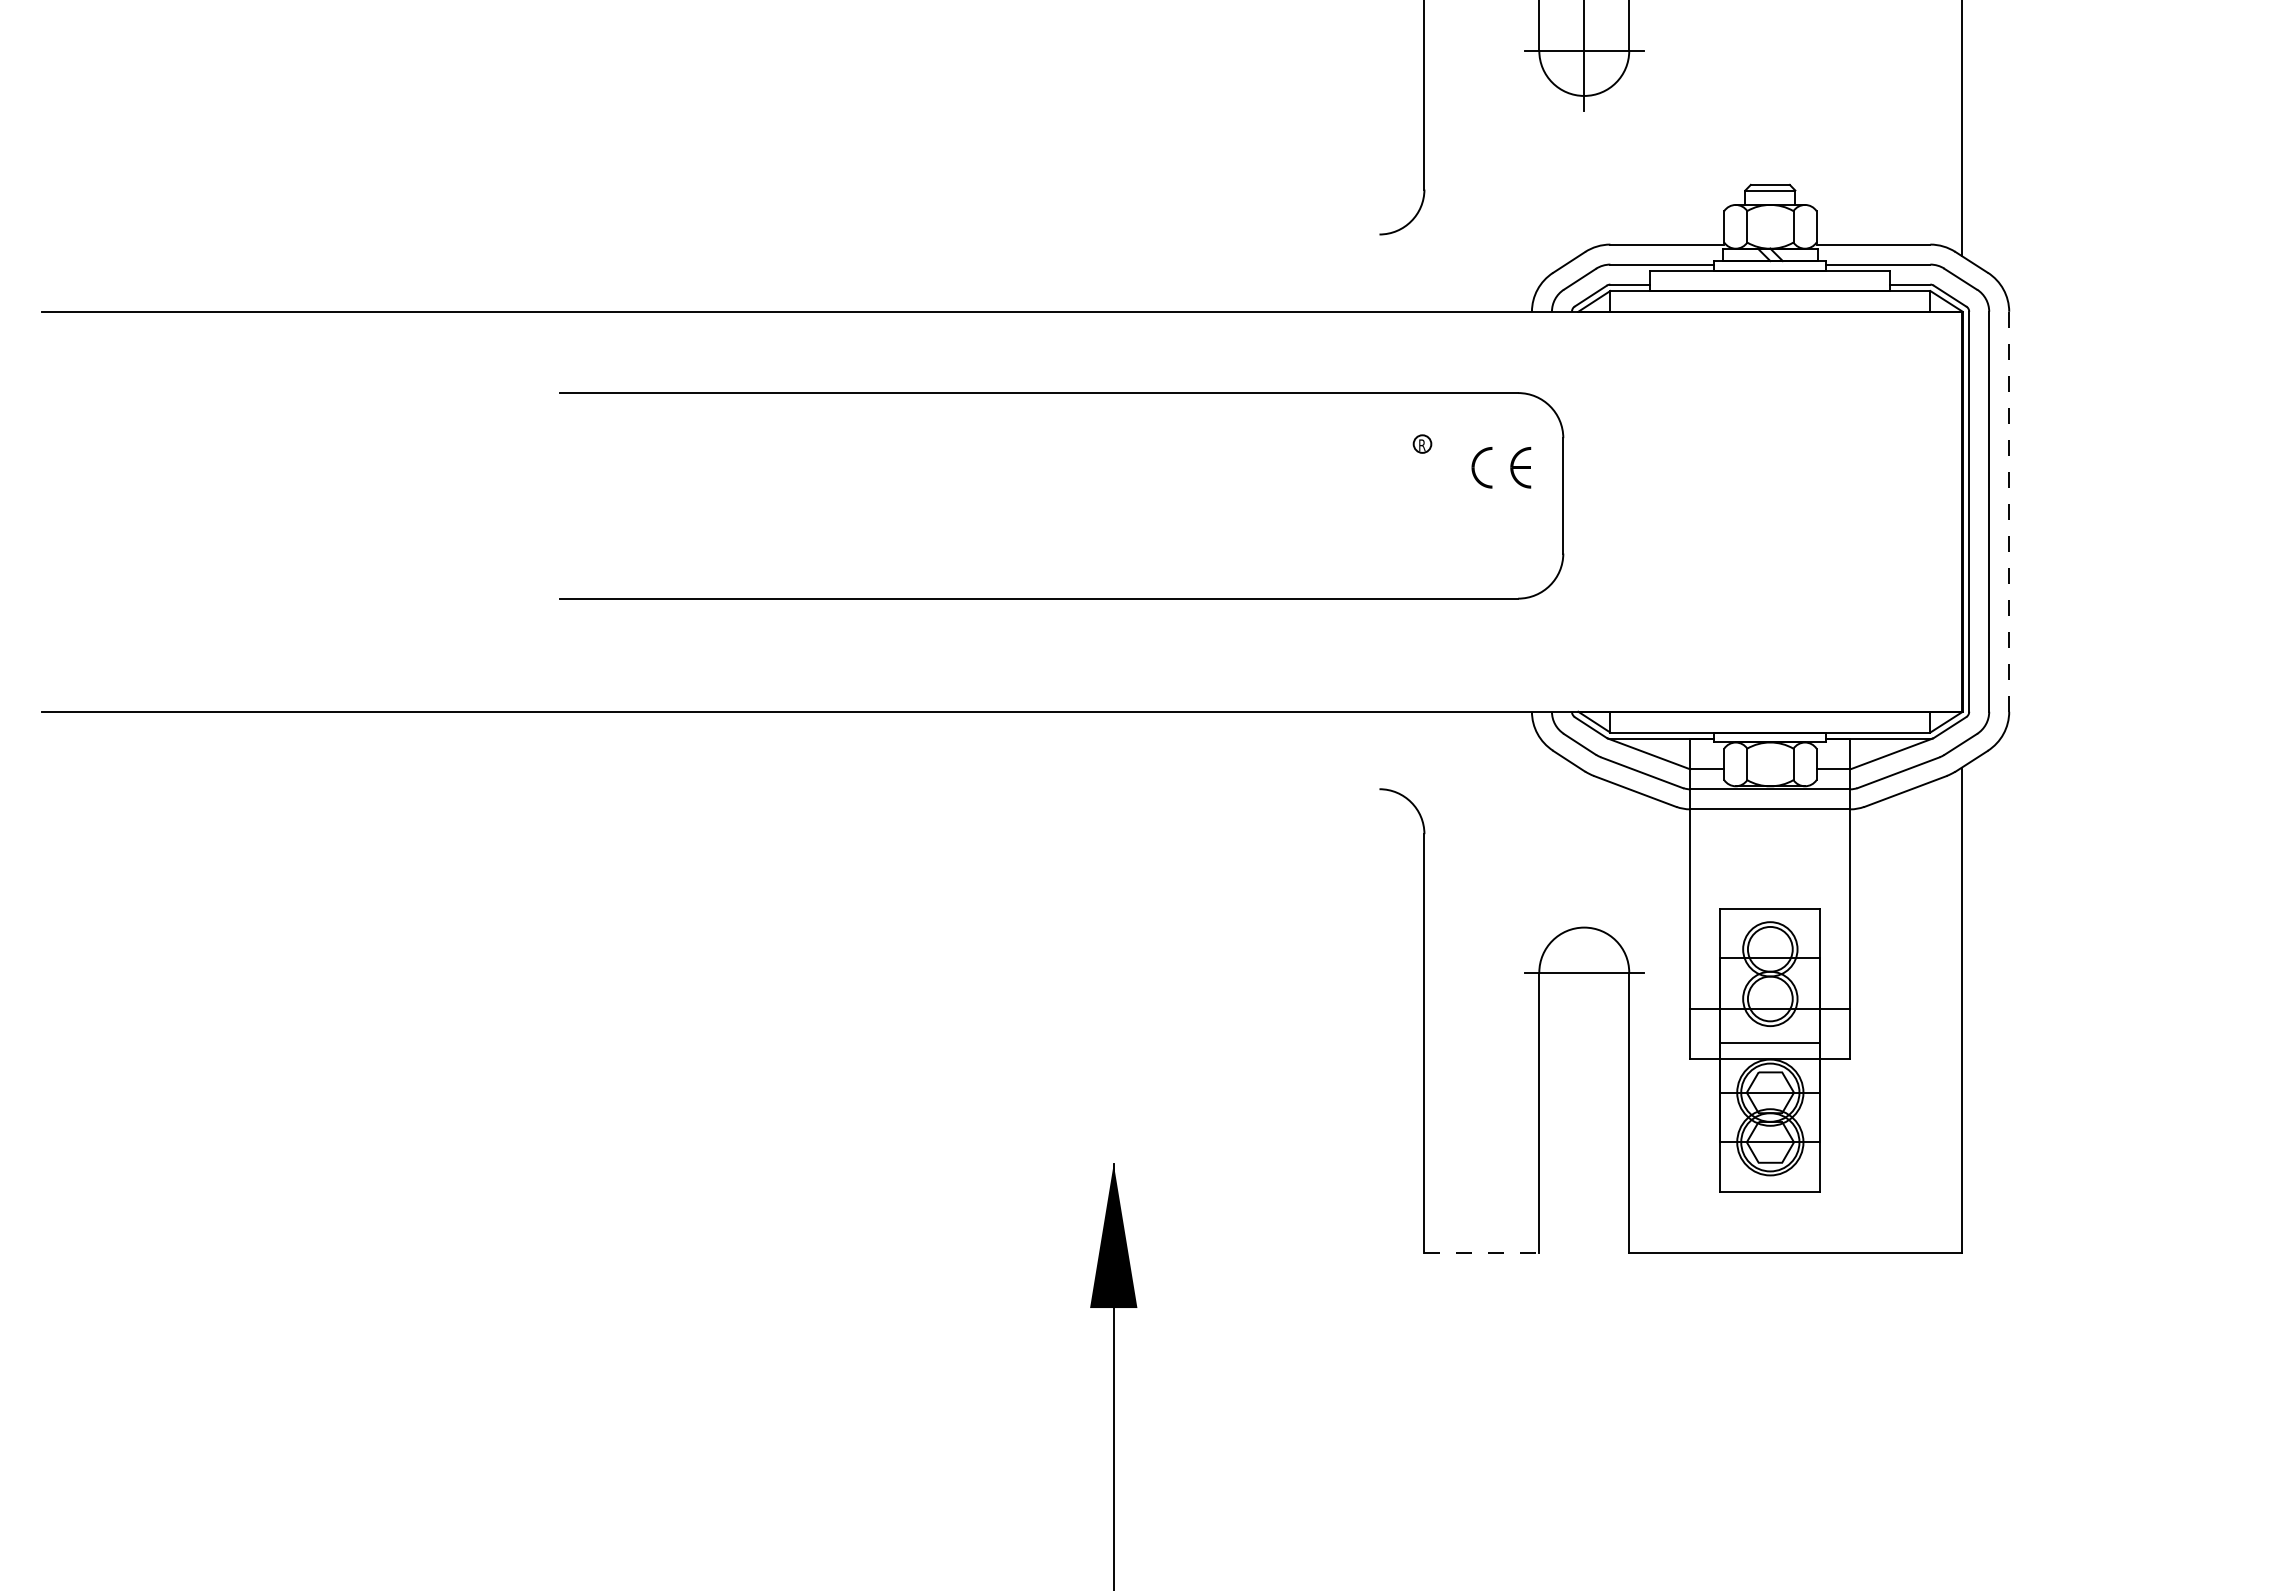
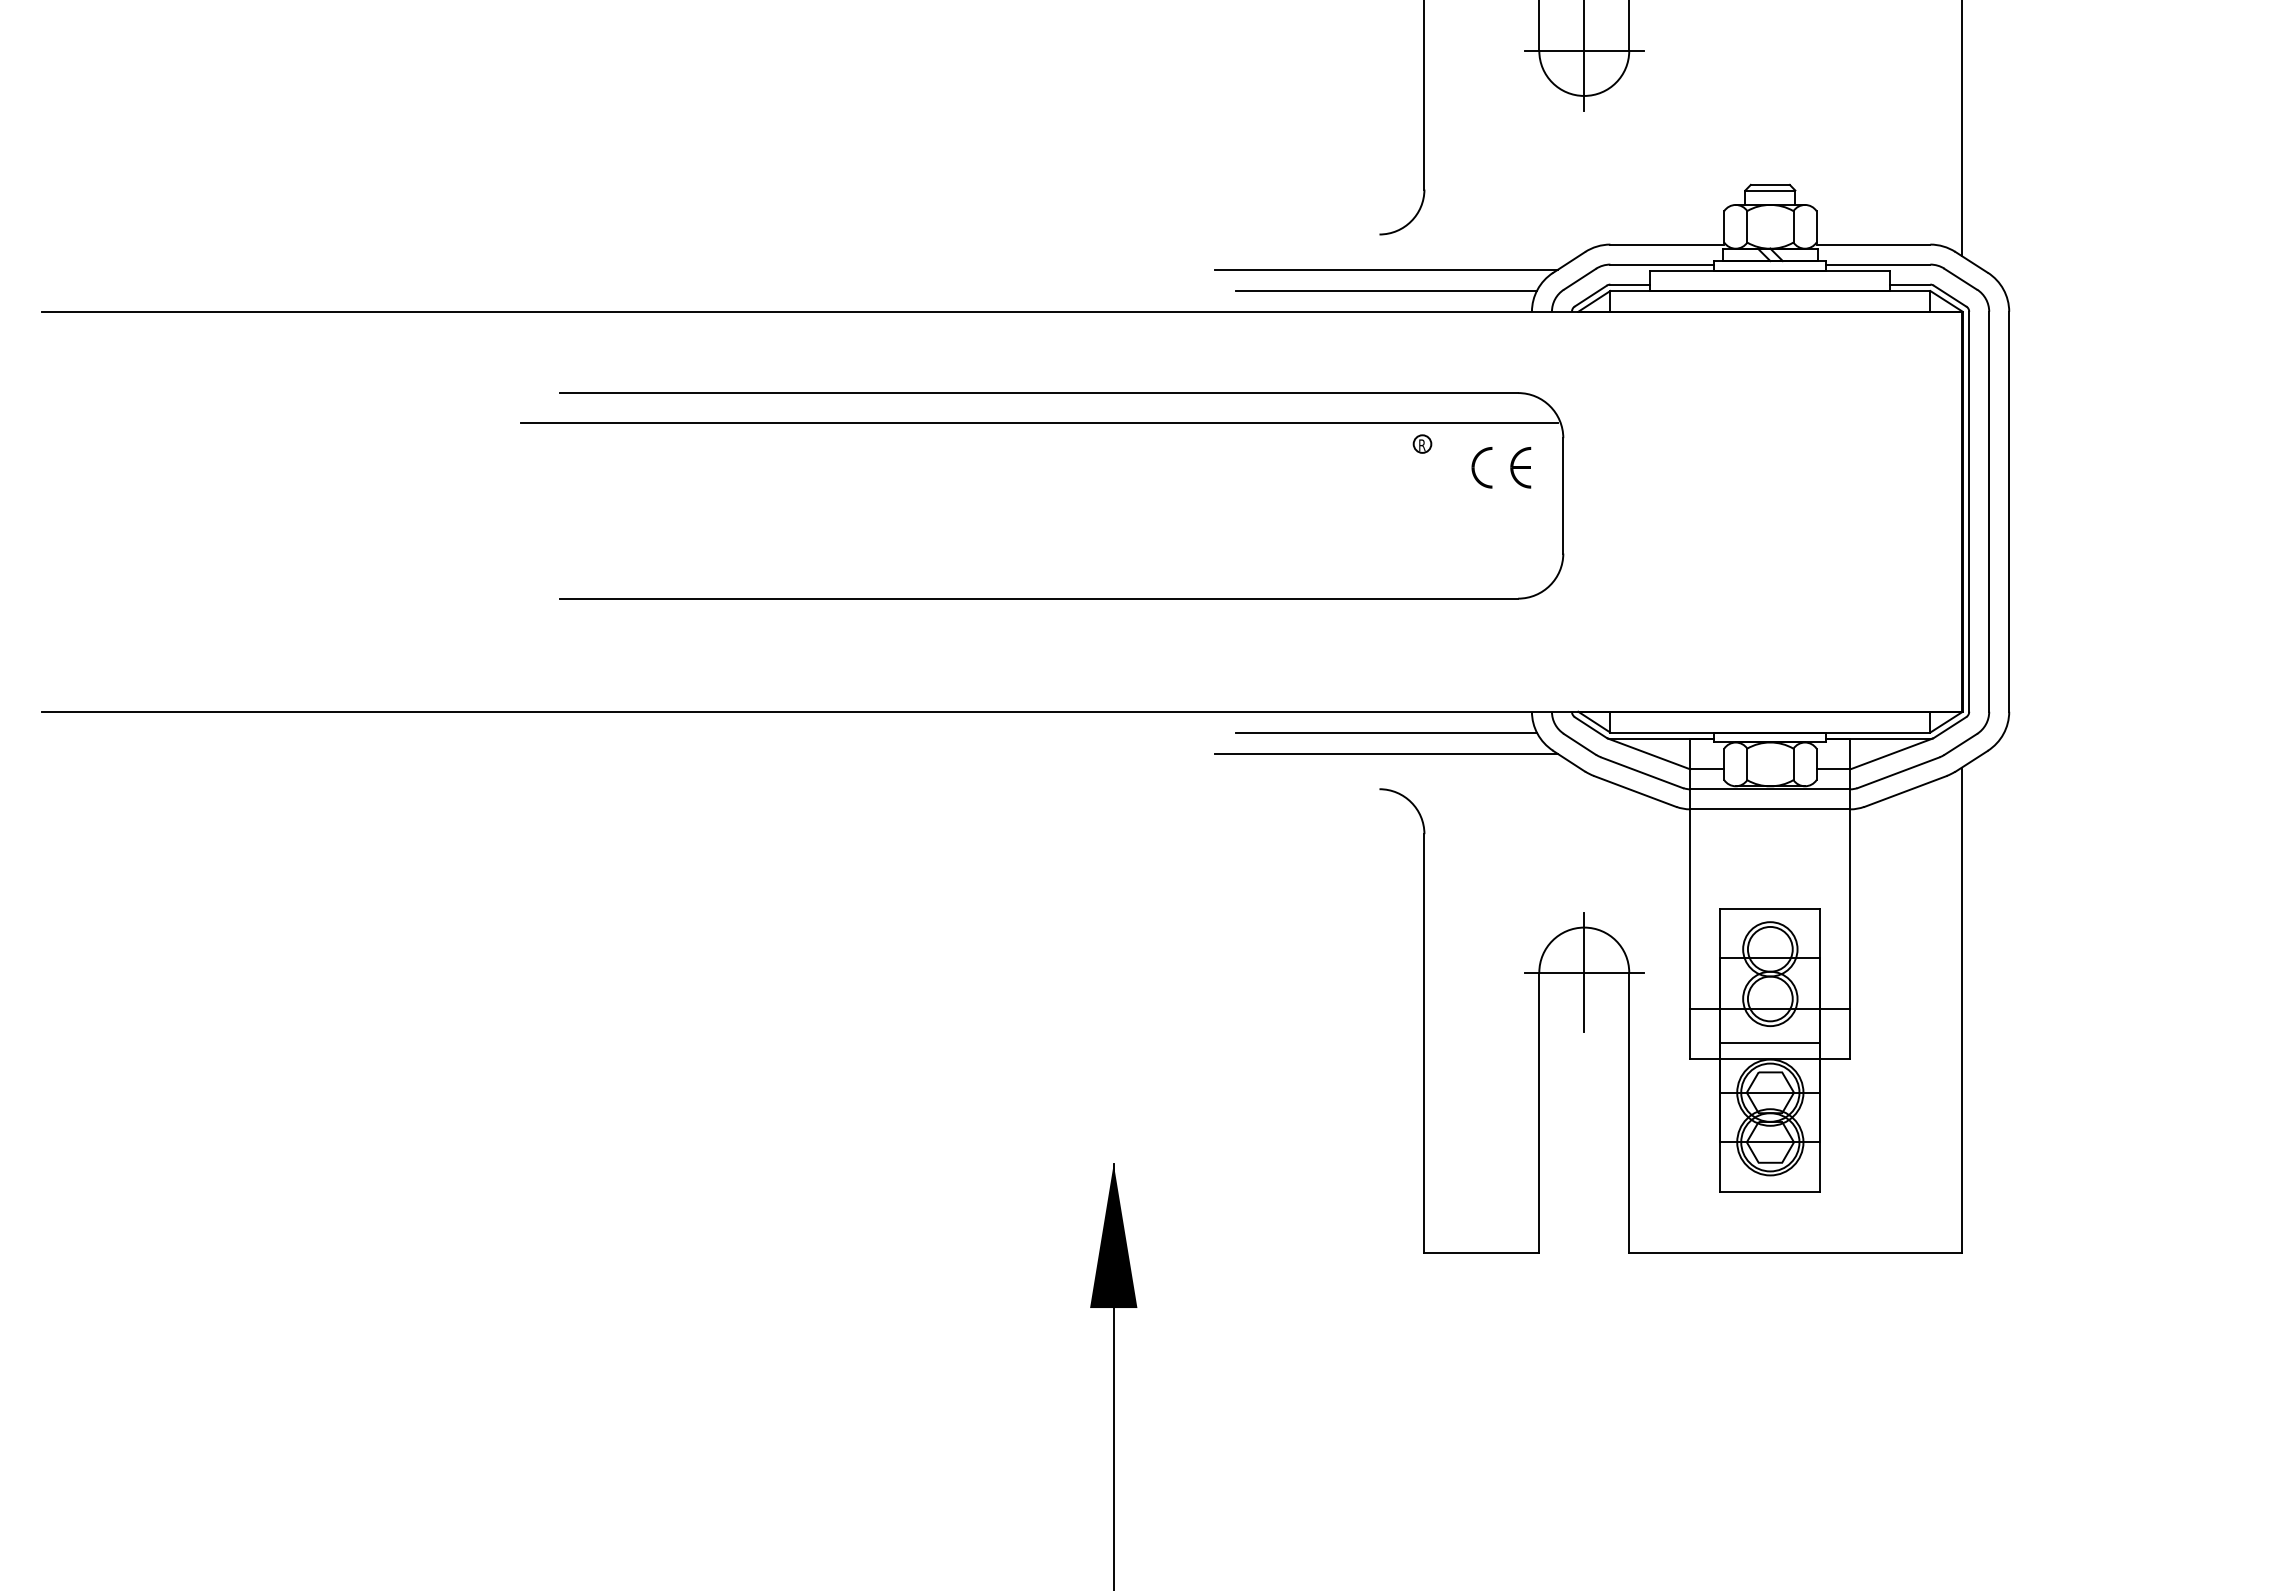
line: none -> present (1386, 269)
line: none -> present (1386, 290)
line: none -> present (1039, 422)
line: dashed -> solid (2009, 511)
line: none -> present (1386, 732)
line: none -> present (1386, 754)
line: none -> present (1584, 972)
line: dashed -> solid (1482, 1252)
